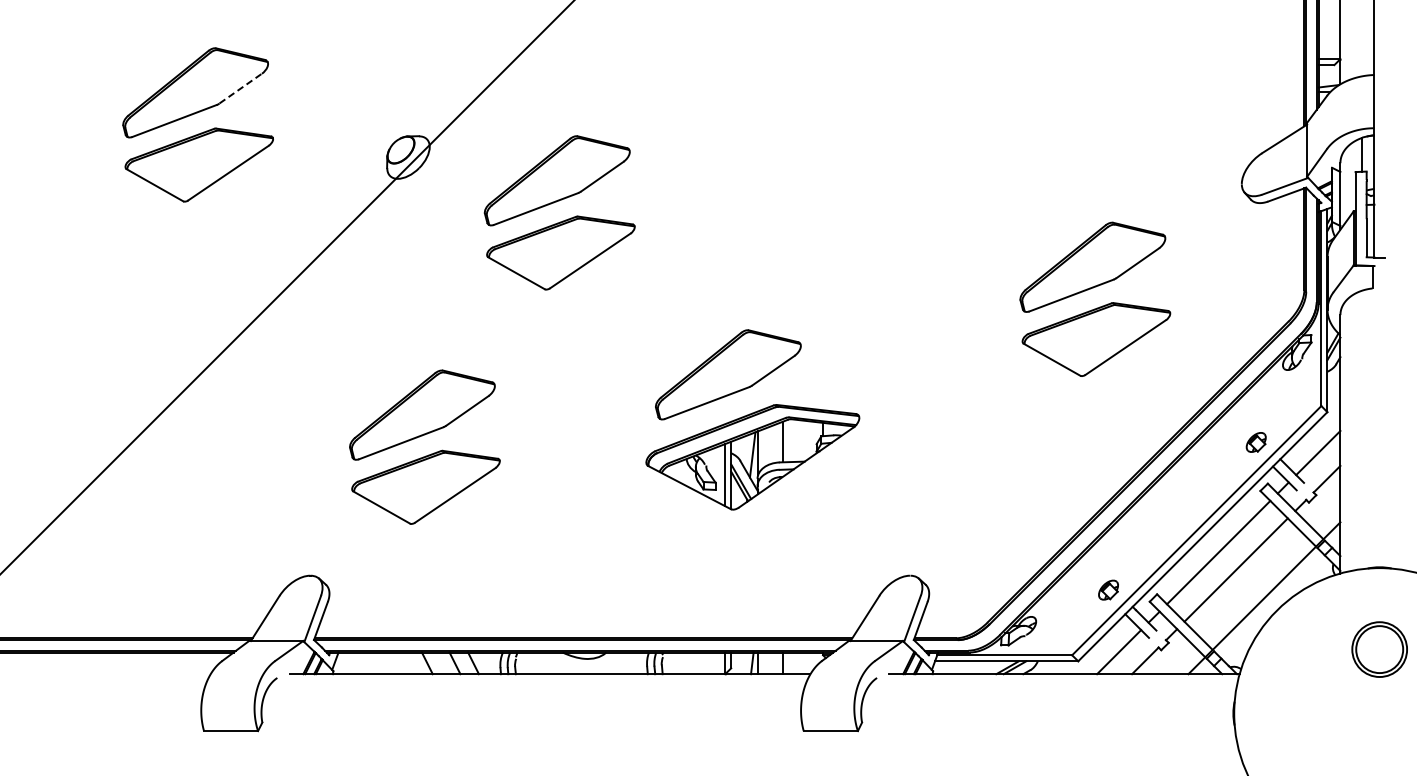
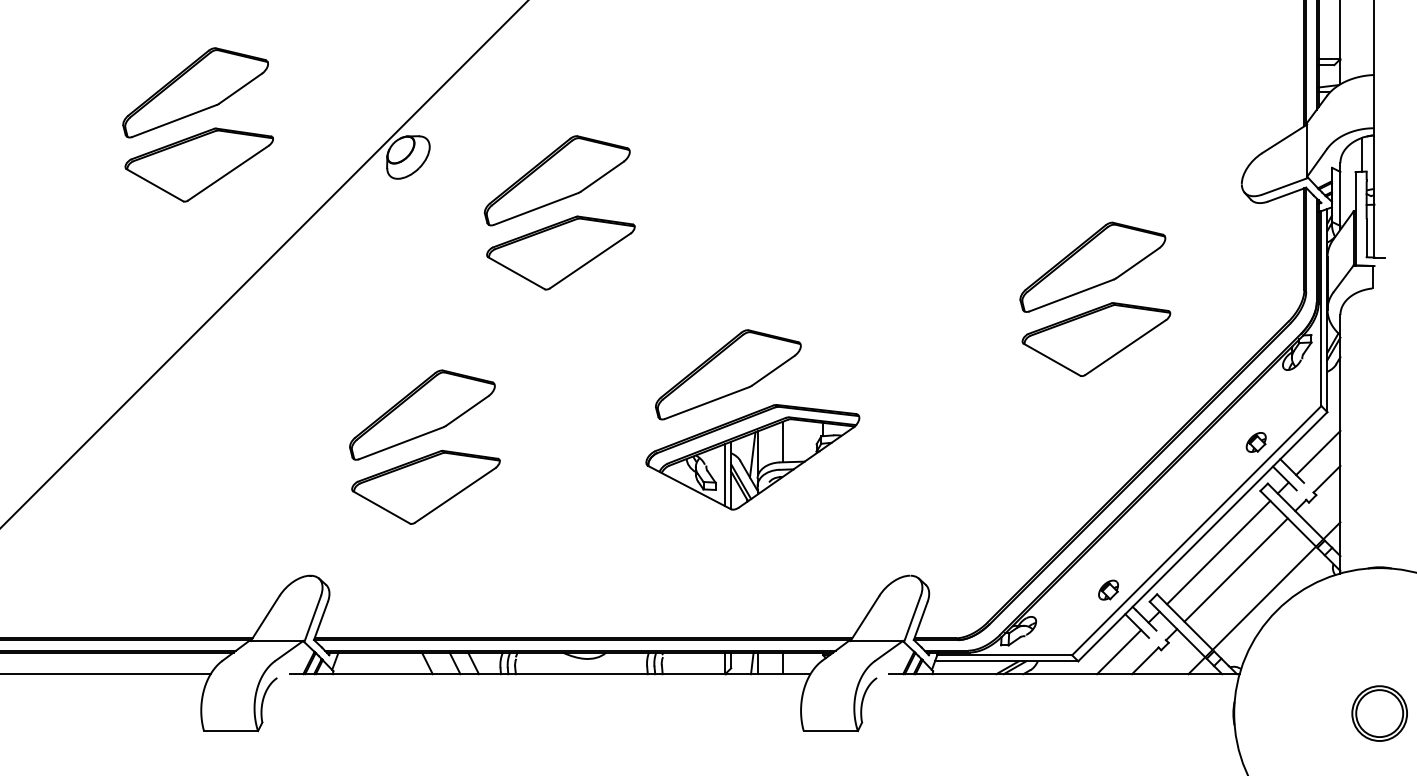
line: dashed -> solid (240, 88)
line position: (287, 287) -> (264, 264) (264, 264)
part position: (1379, 649) -> (1379, 713) (1379, 713)
line: none -> present (106, 674)
